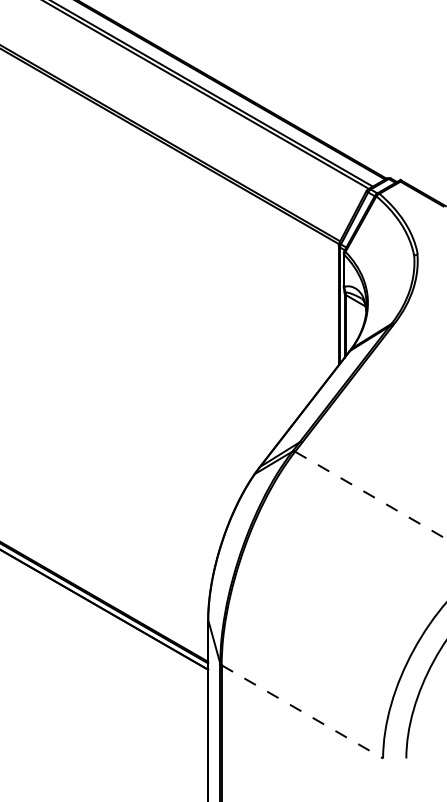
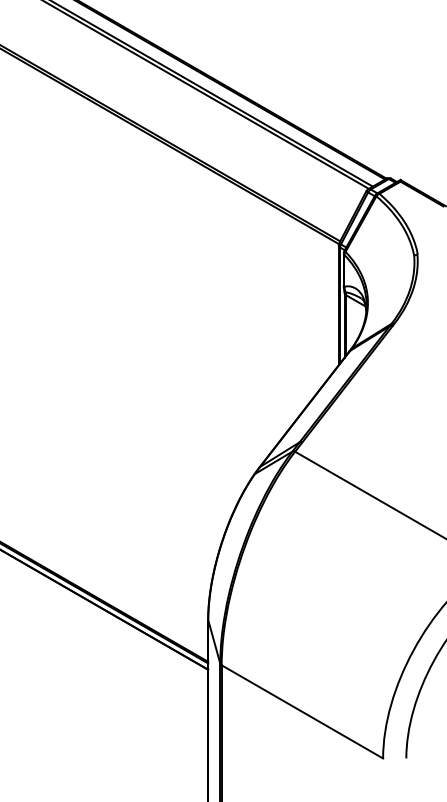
line: dashed -> solid (371, 495)
line: dashed -> solid (302, 712)
